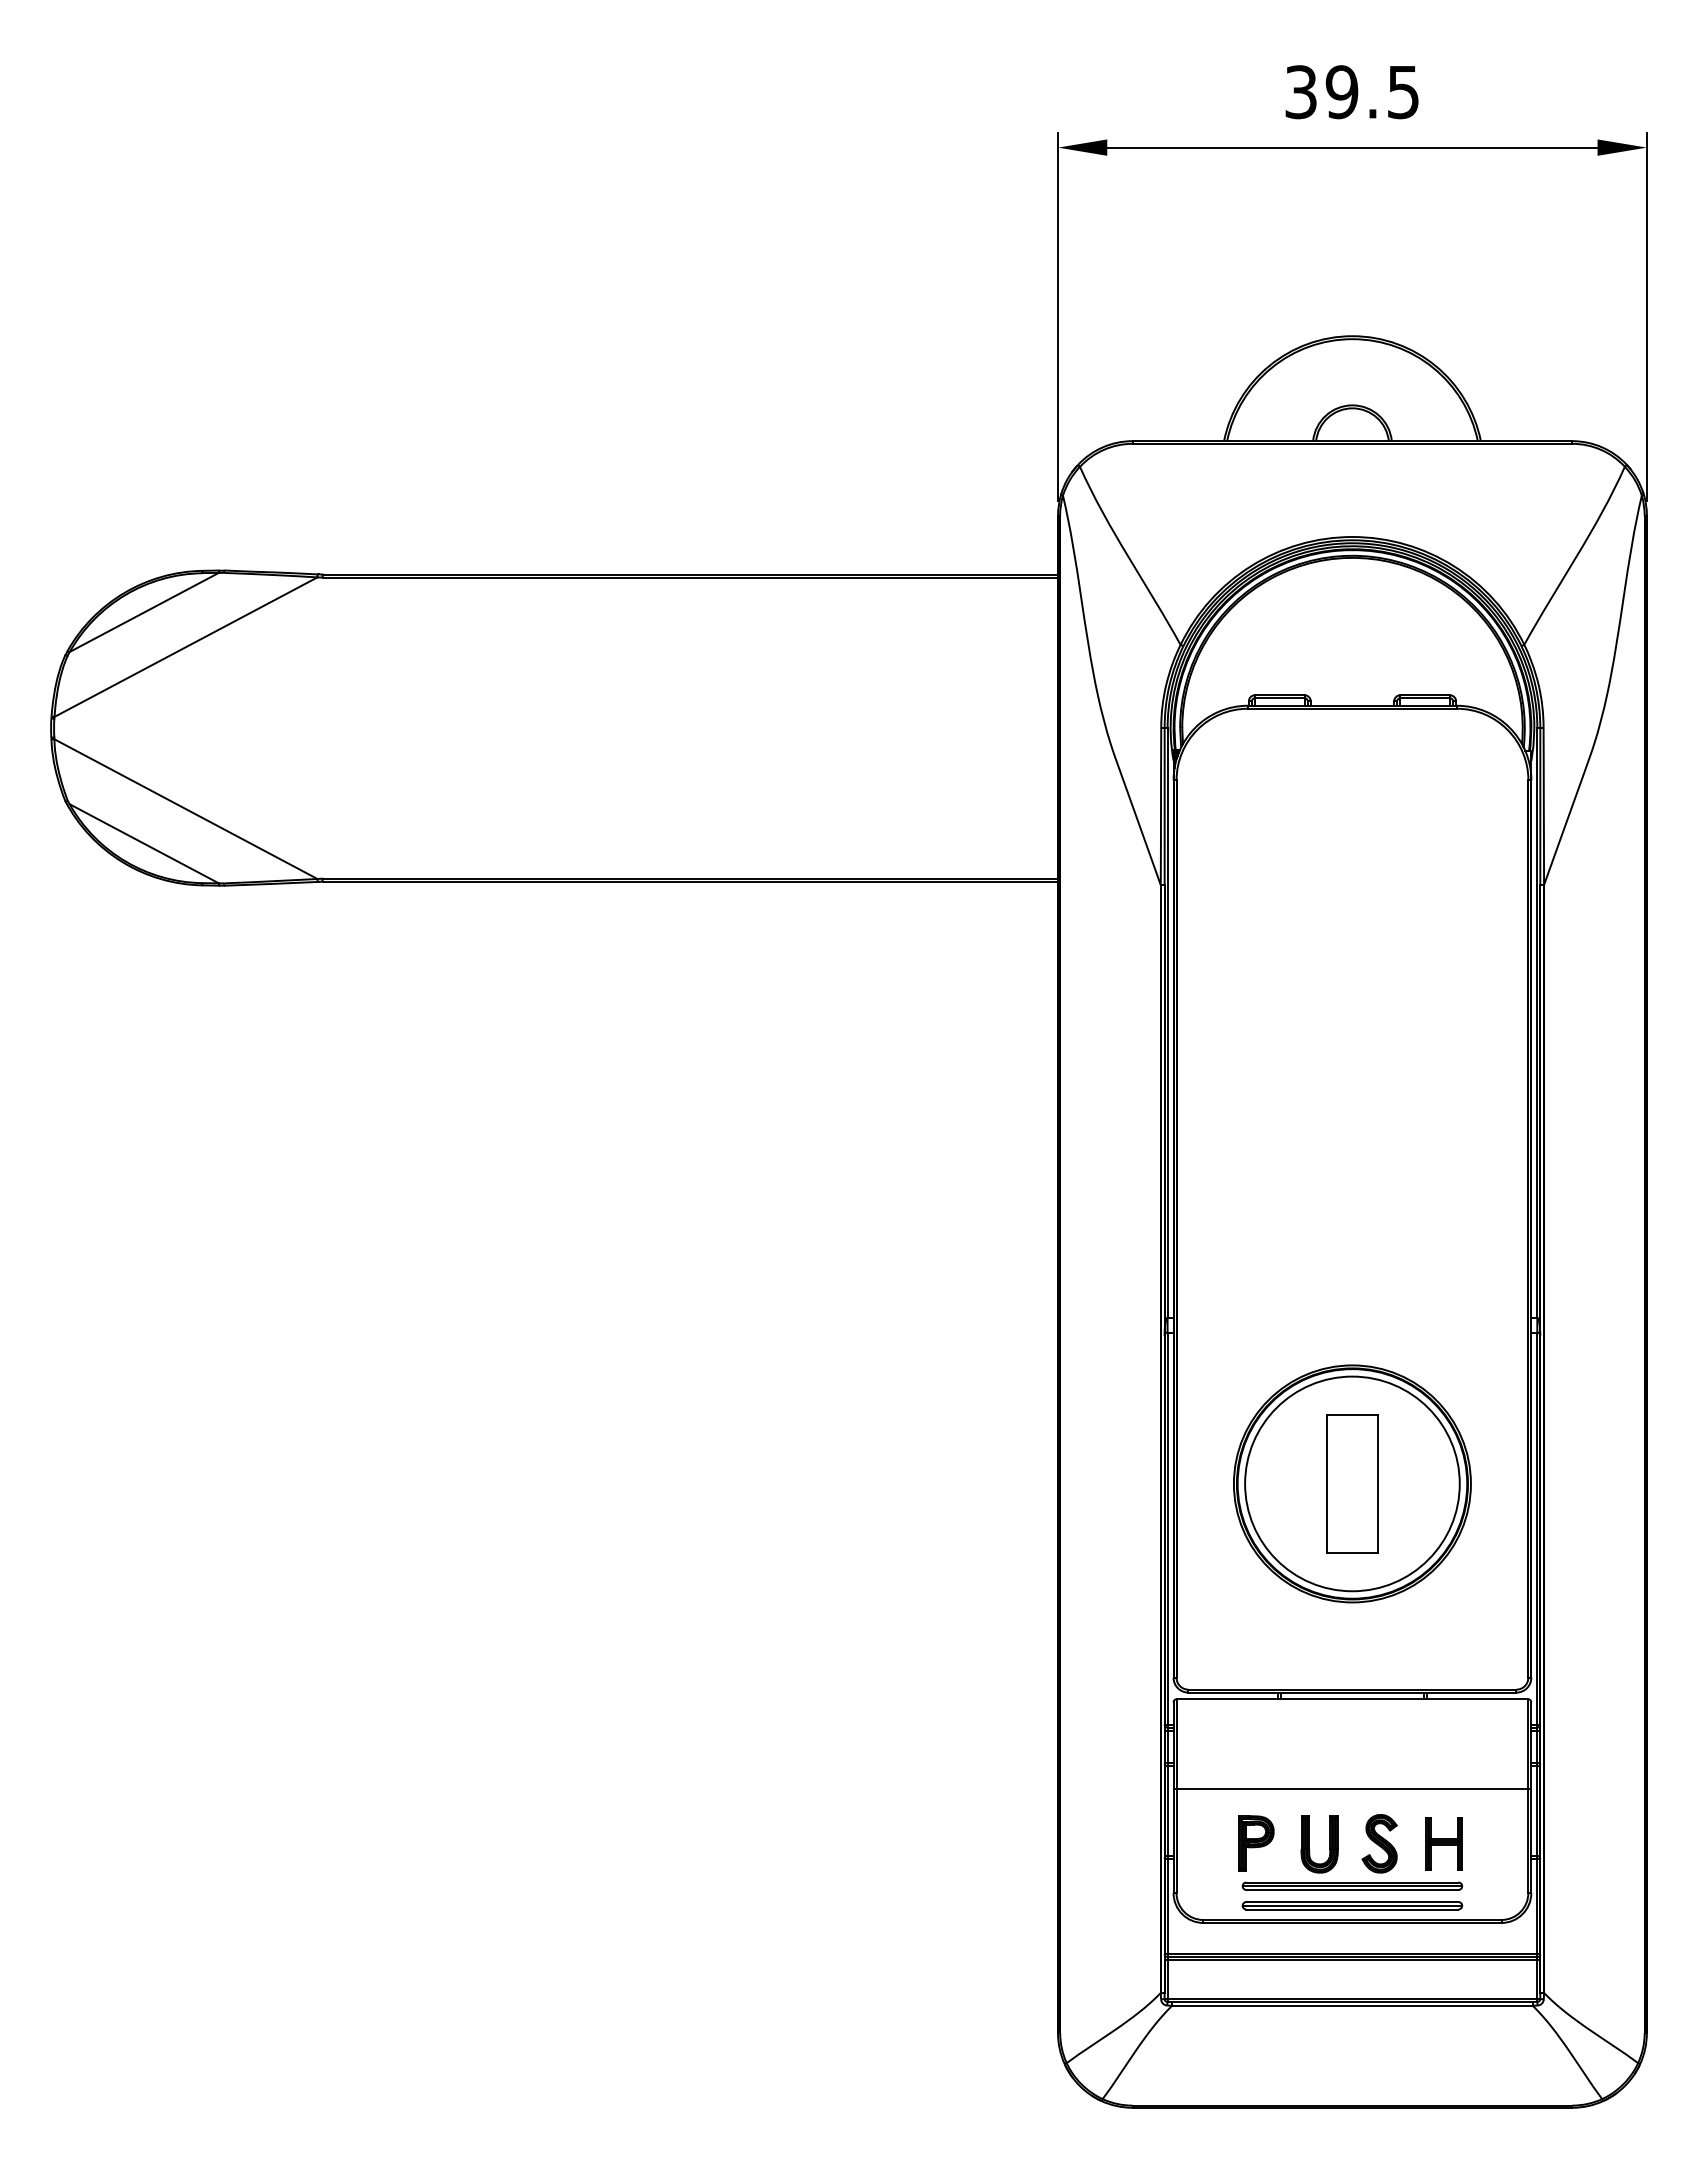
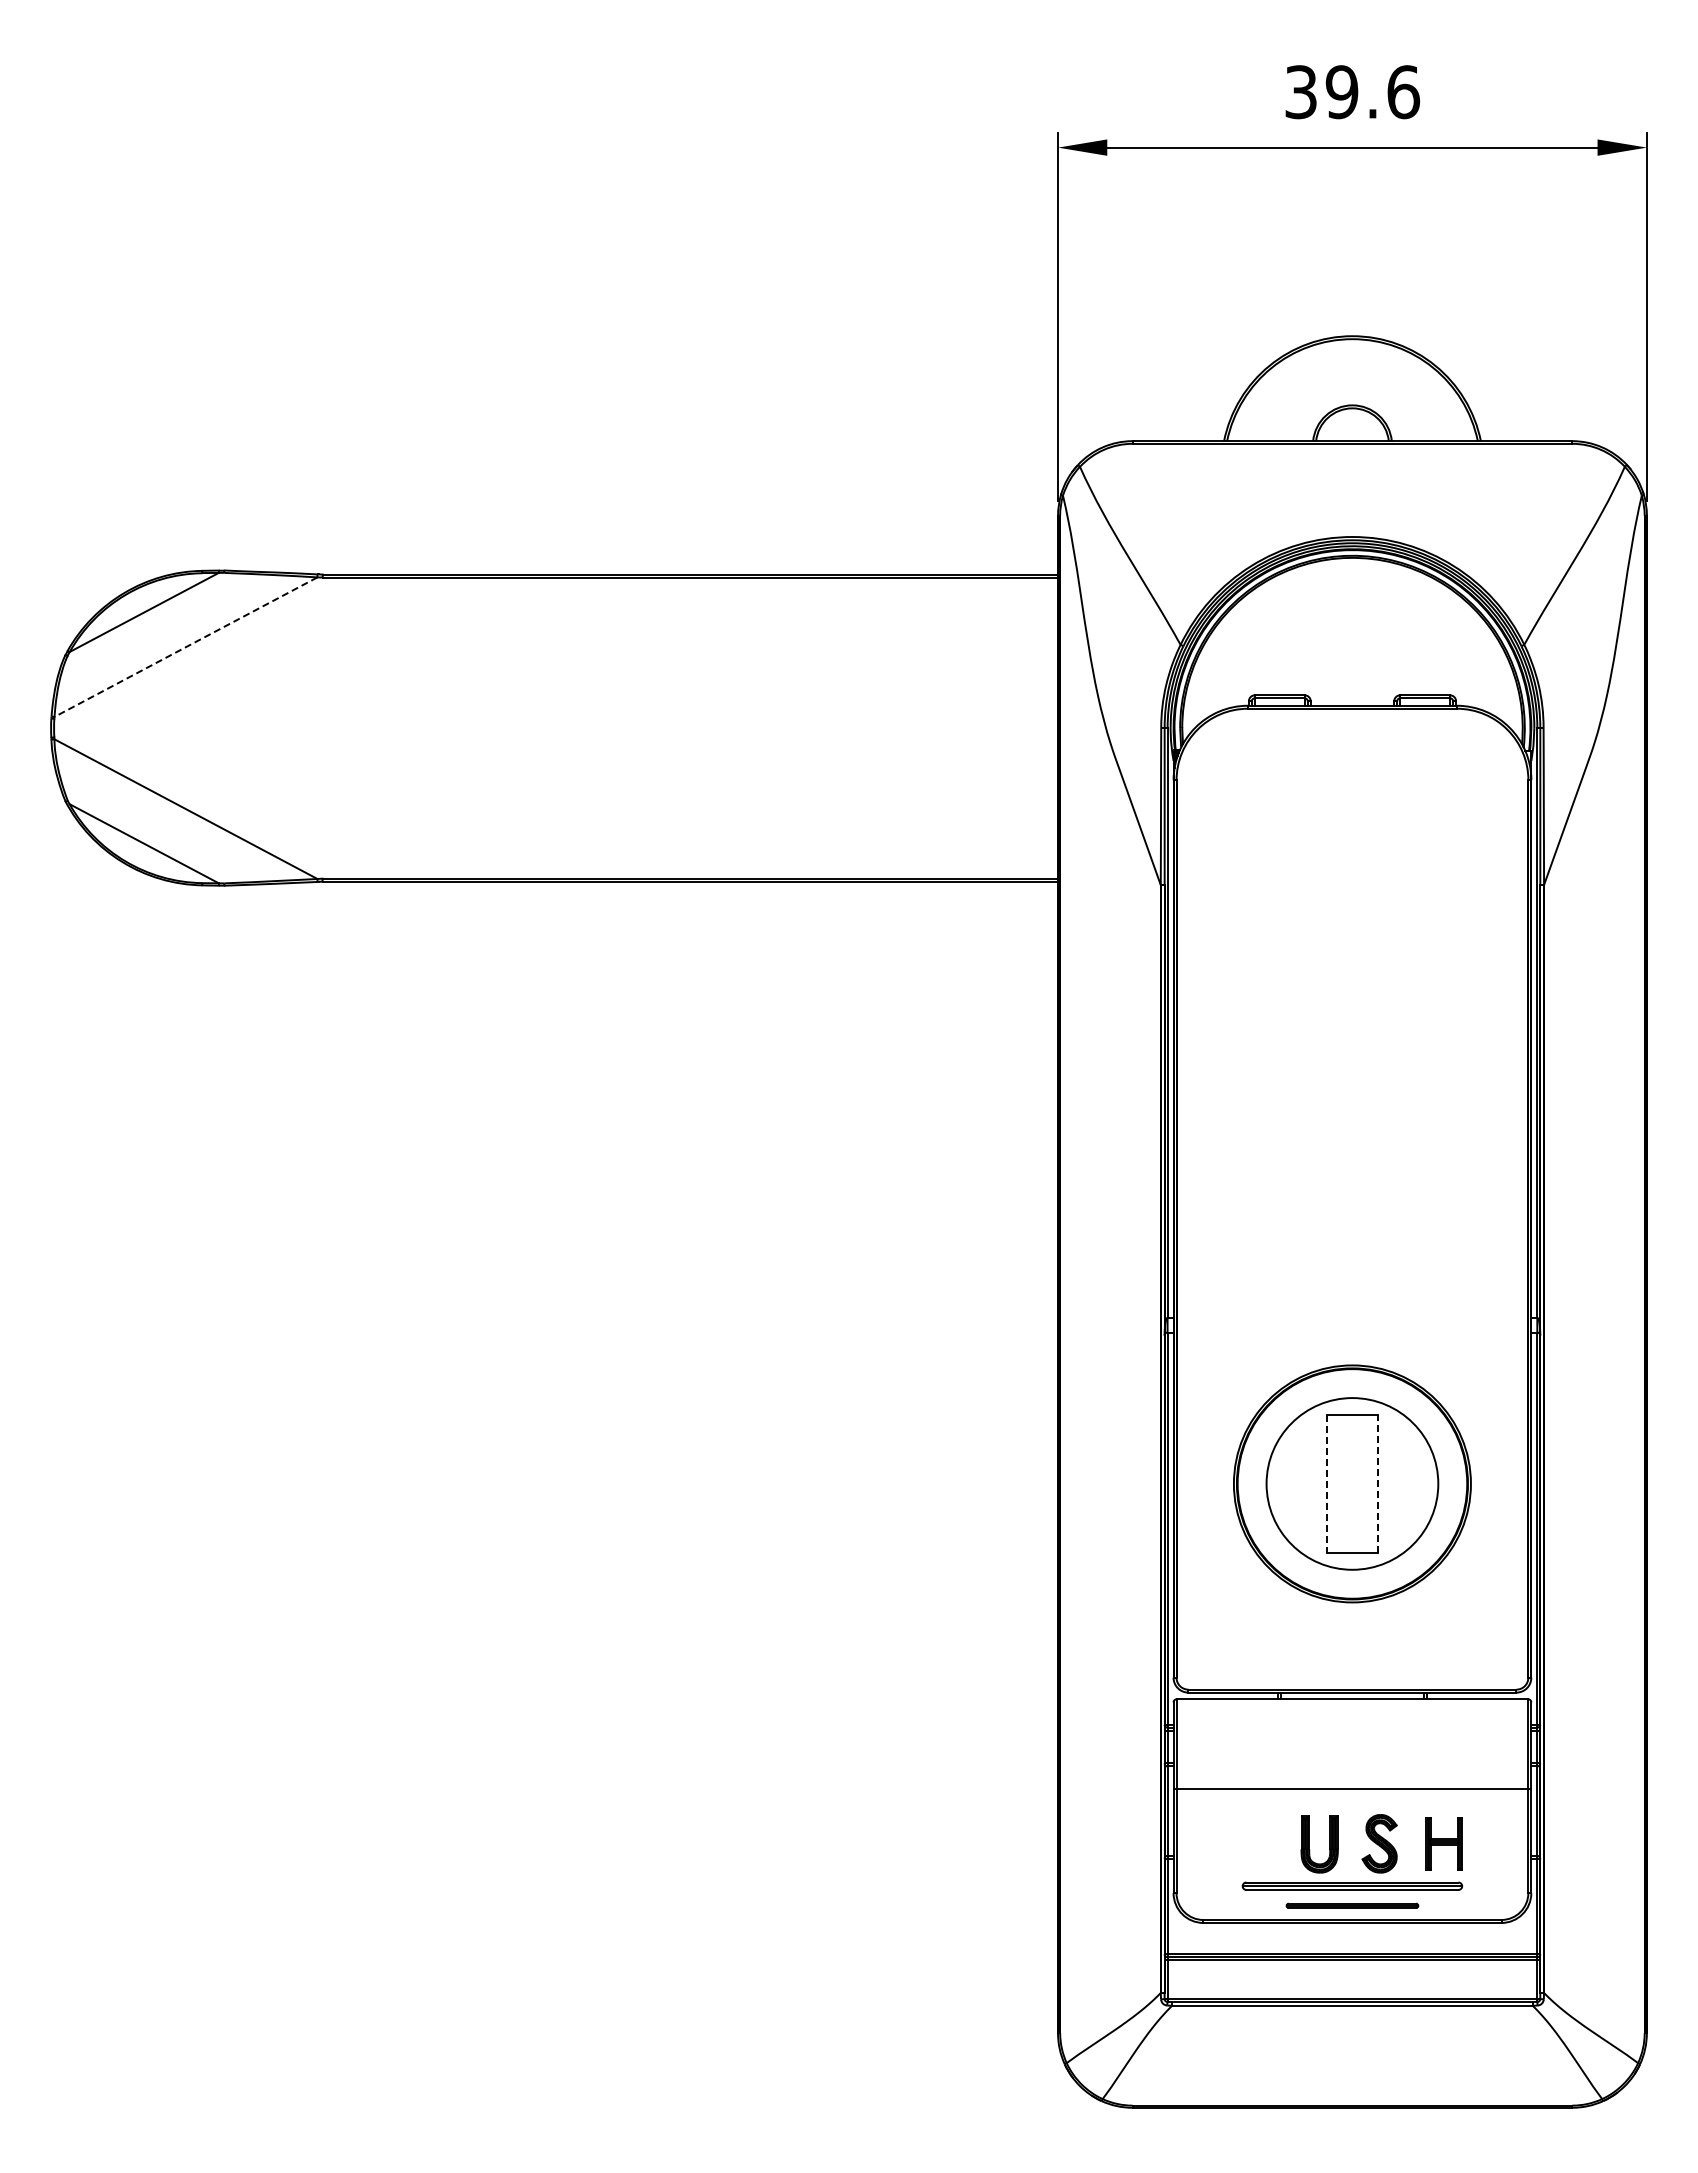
text: 39.5 -> 39.6 (1403, 92)
line: solid -> dashed (185, 647)
circle diameter: 215 px -> 172 px (1352, 1483)
line: solid -> dashed (1377, 1483)
line: solid -> dashed (1327, 1484)
part: present -> none (1256, 1843)
part size: 223x10 px -> 135x7 px (1352, 1905)
